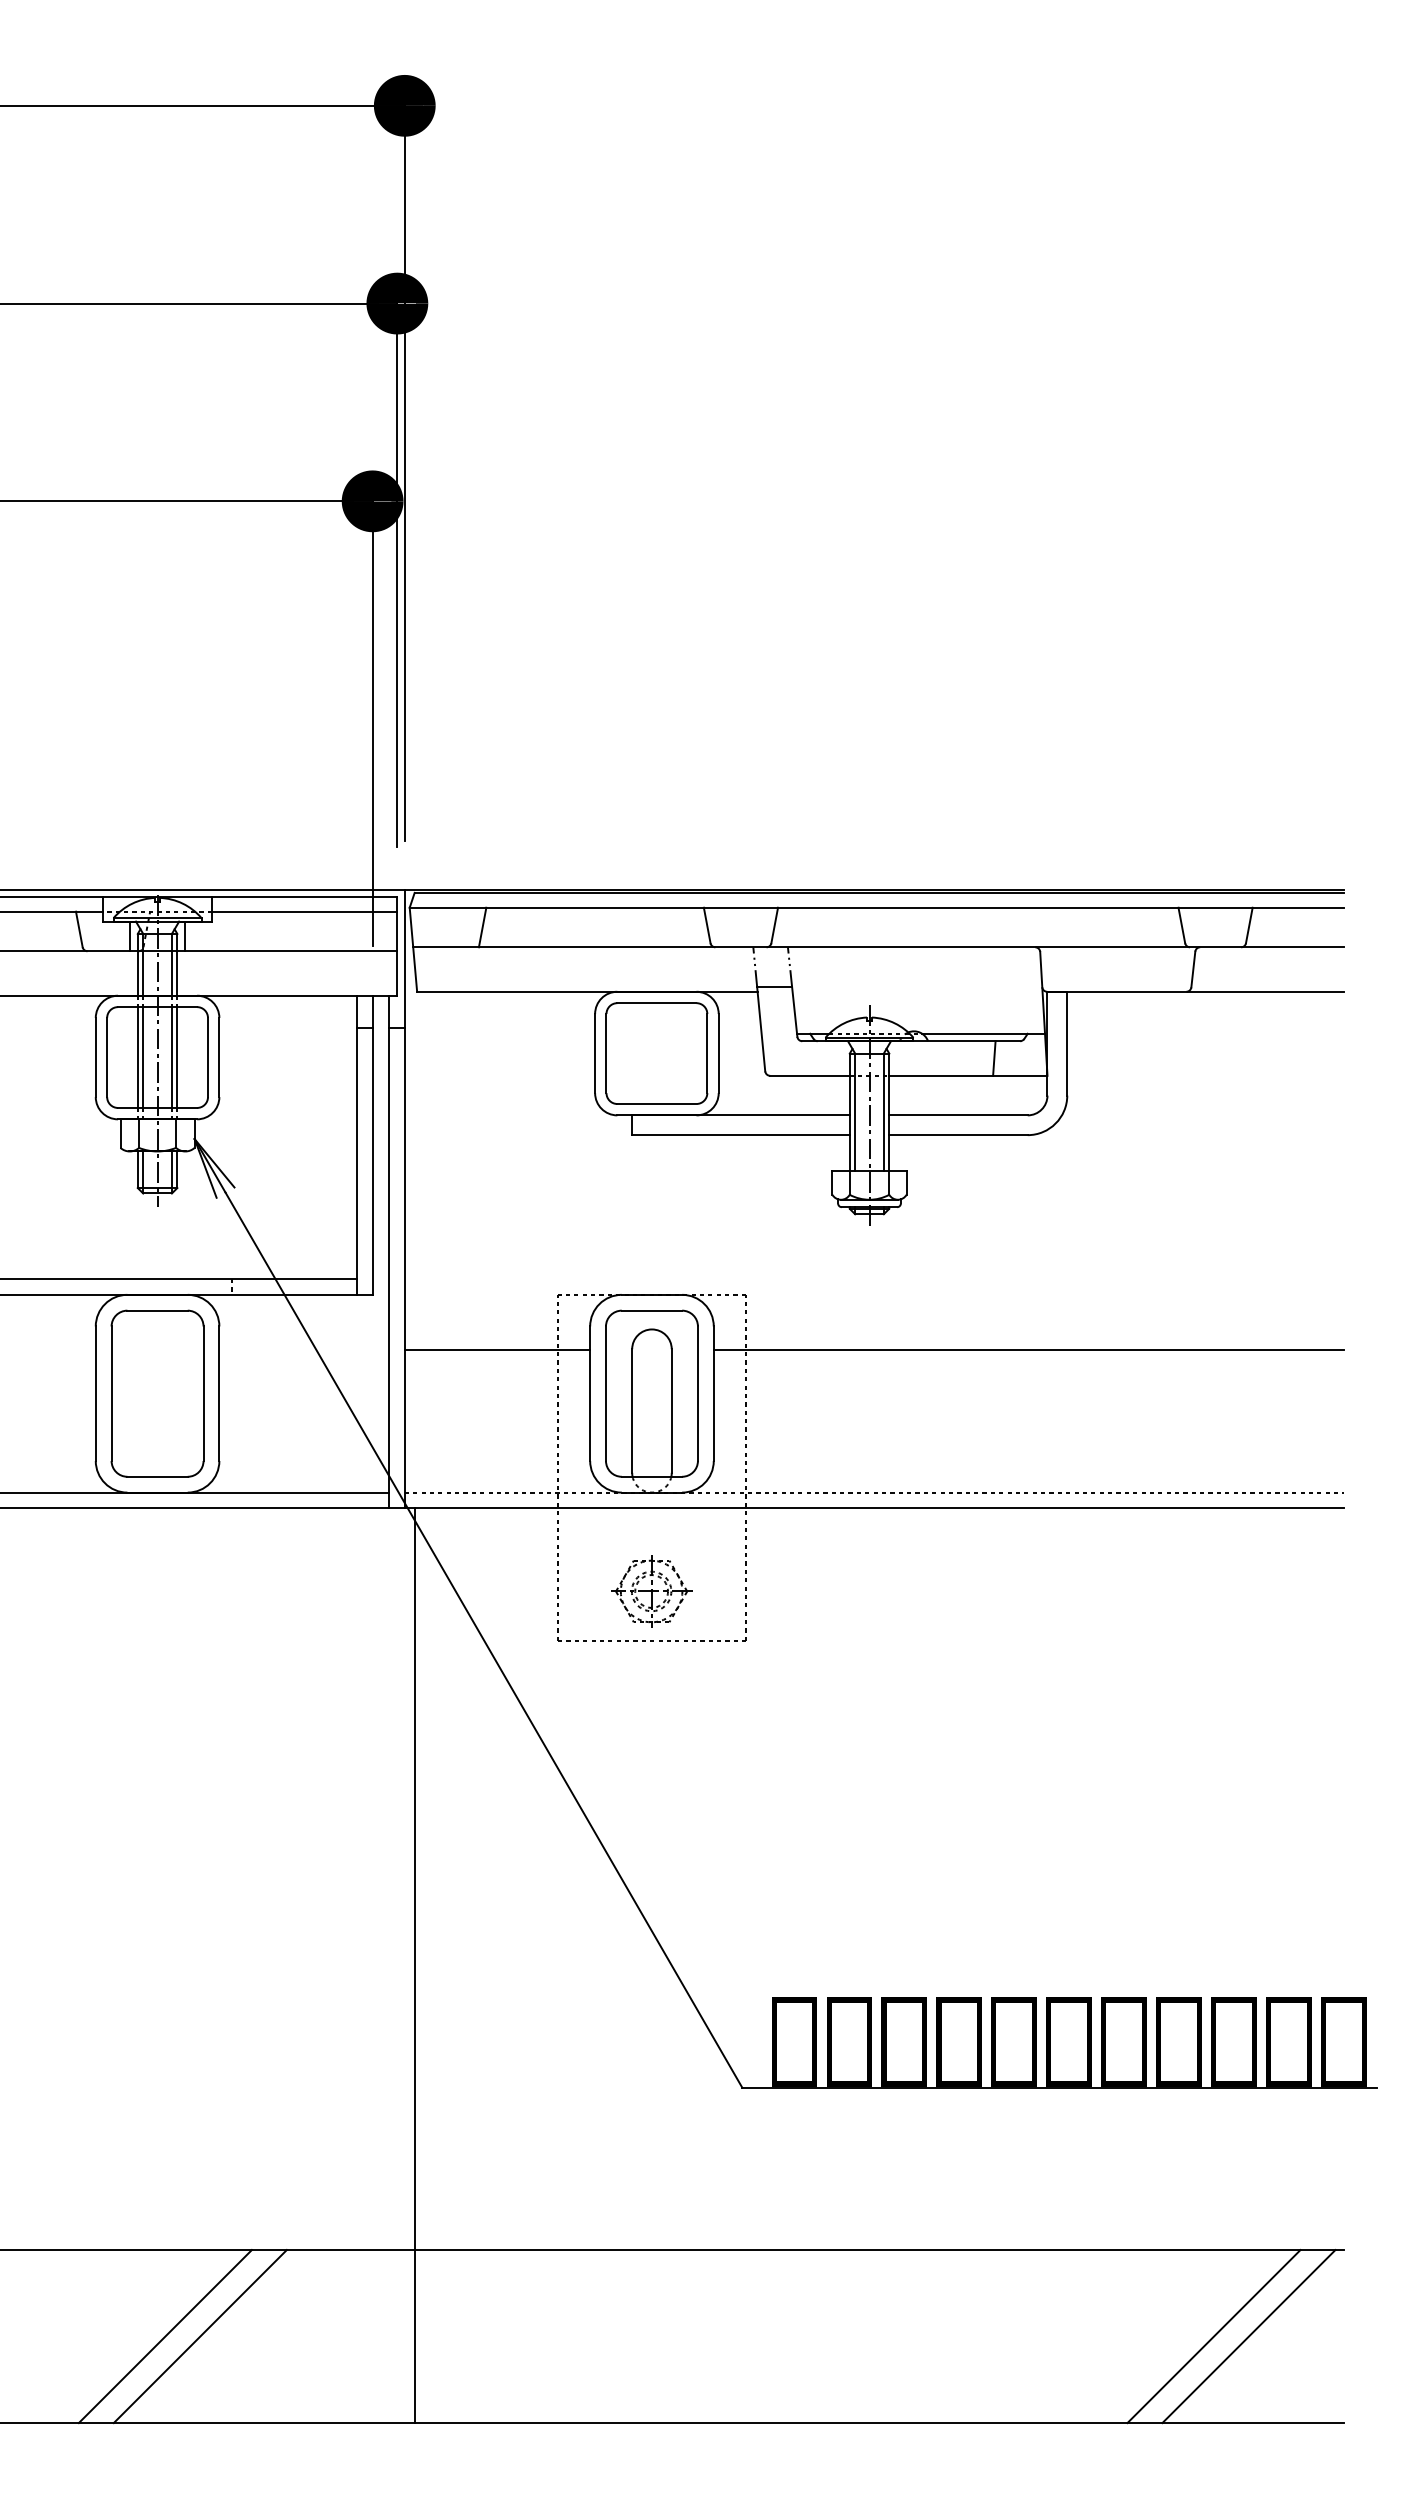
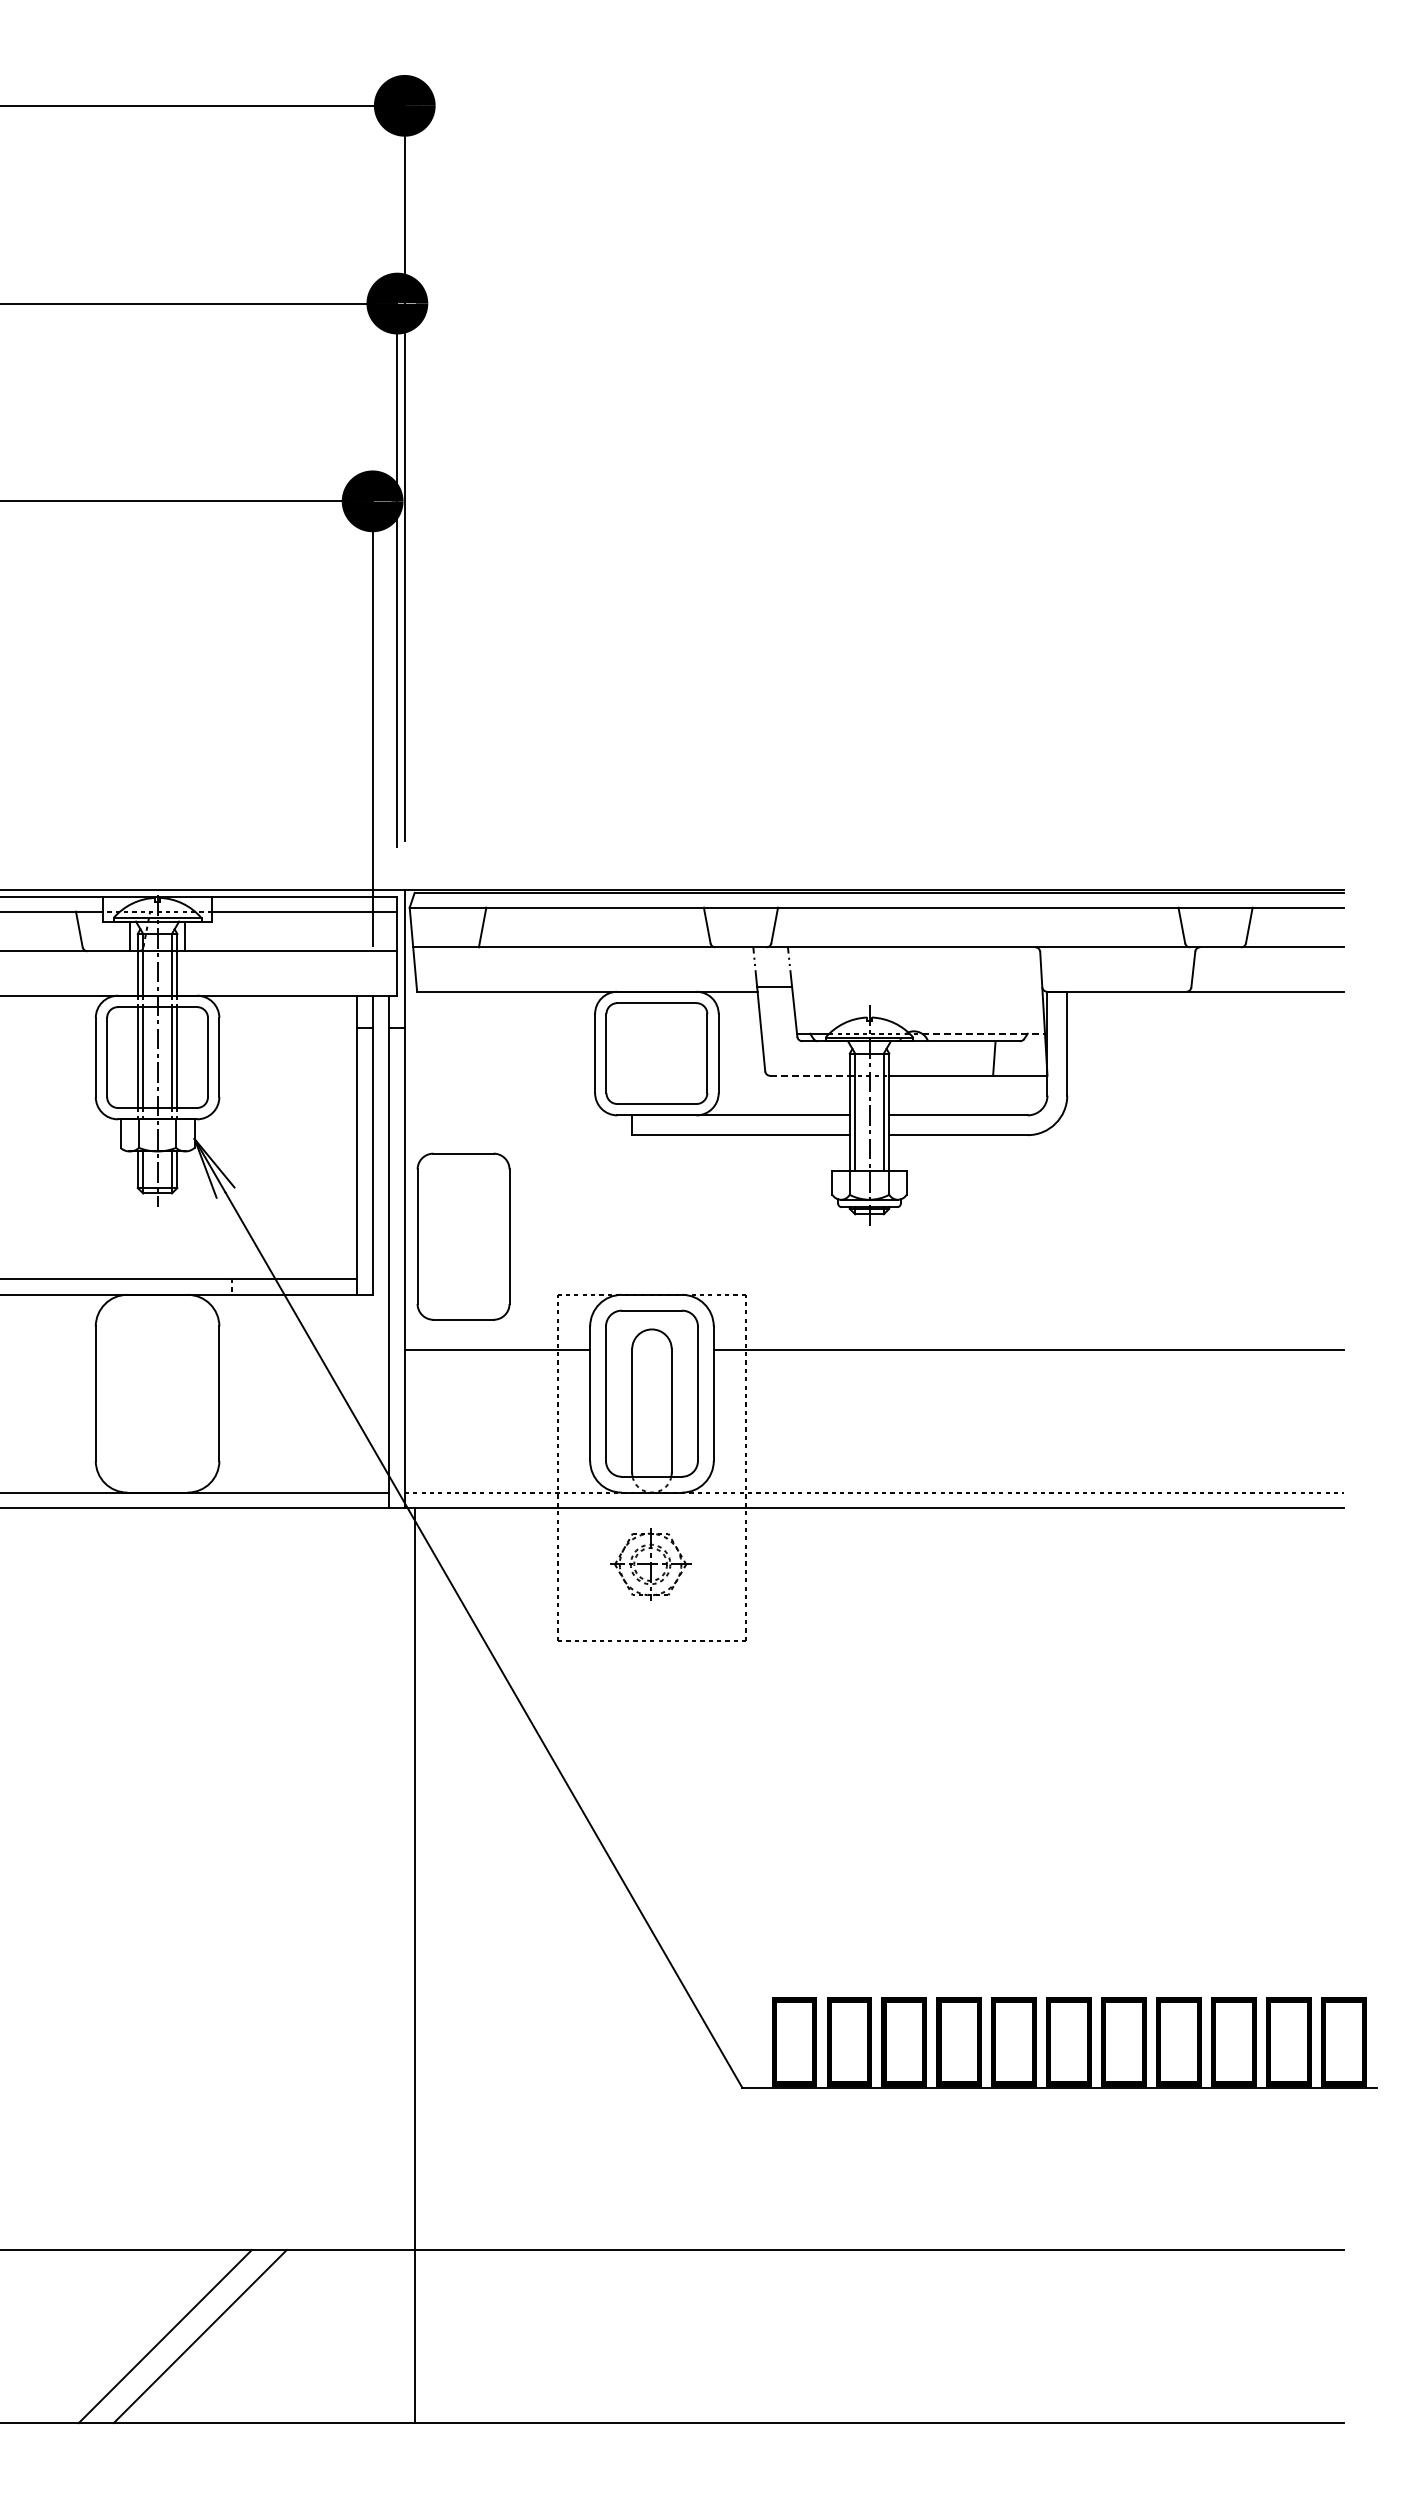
line: solid -> dashed (984, 1033)
line: solid -> dashed (809, 1075)
part position: (157, 1393) -> (463, 1236) (463, 1236)
part position: (651, 1591) -> (650, 1564) (650, 1564)
line: present -> none (1213, 2336)
line: present -> none (1248, 2336)
